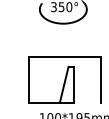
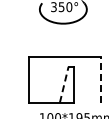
line: solid -> dashed (100, 79)
line: solid -> dashed (64, 84)
